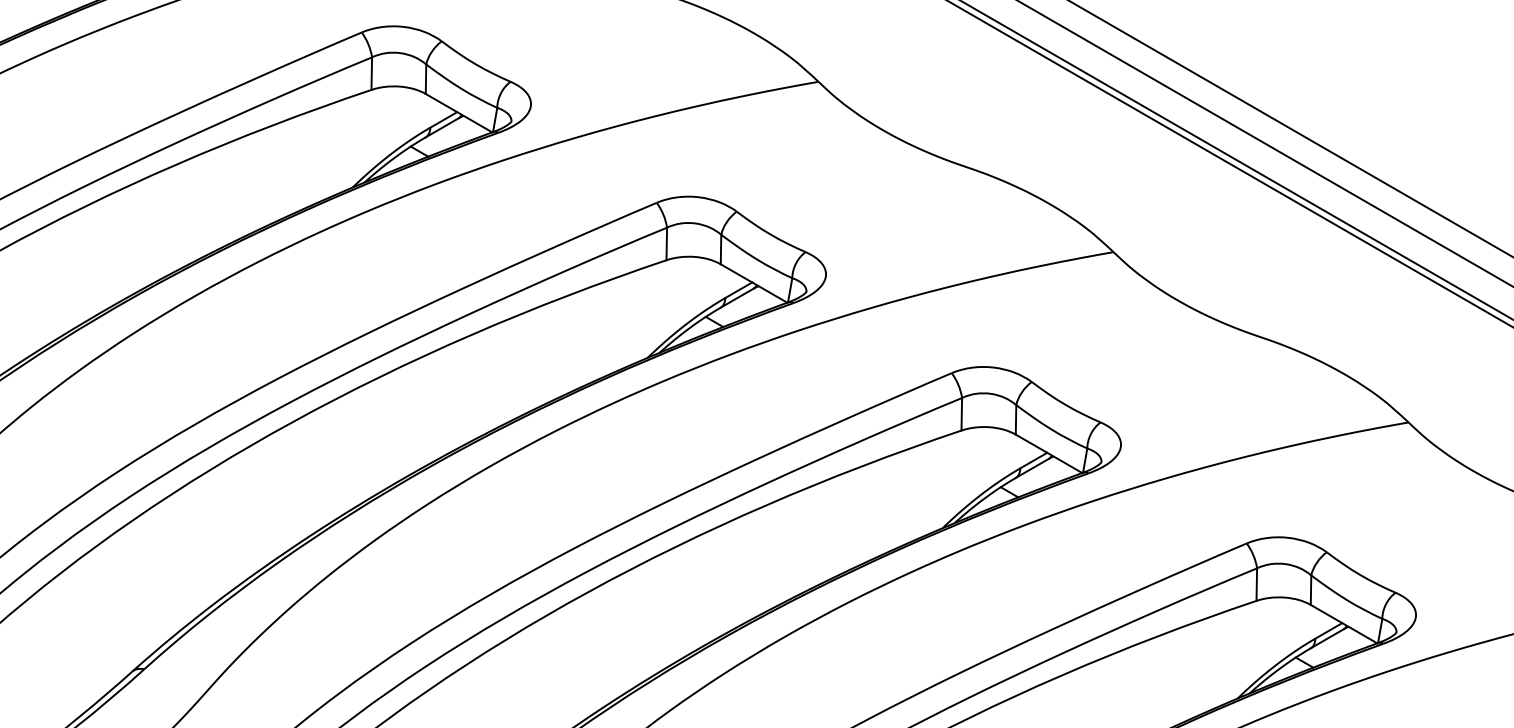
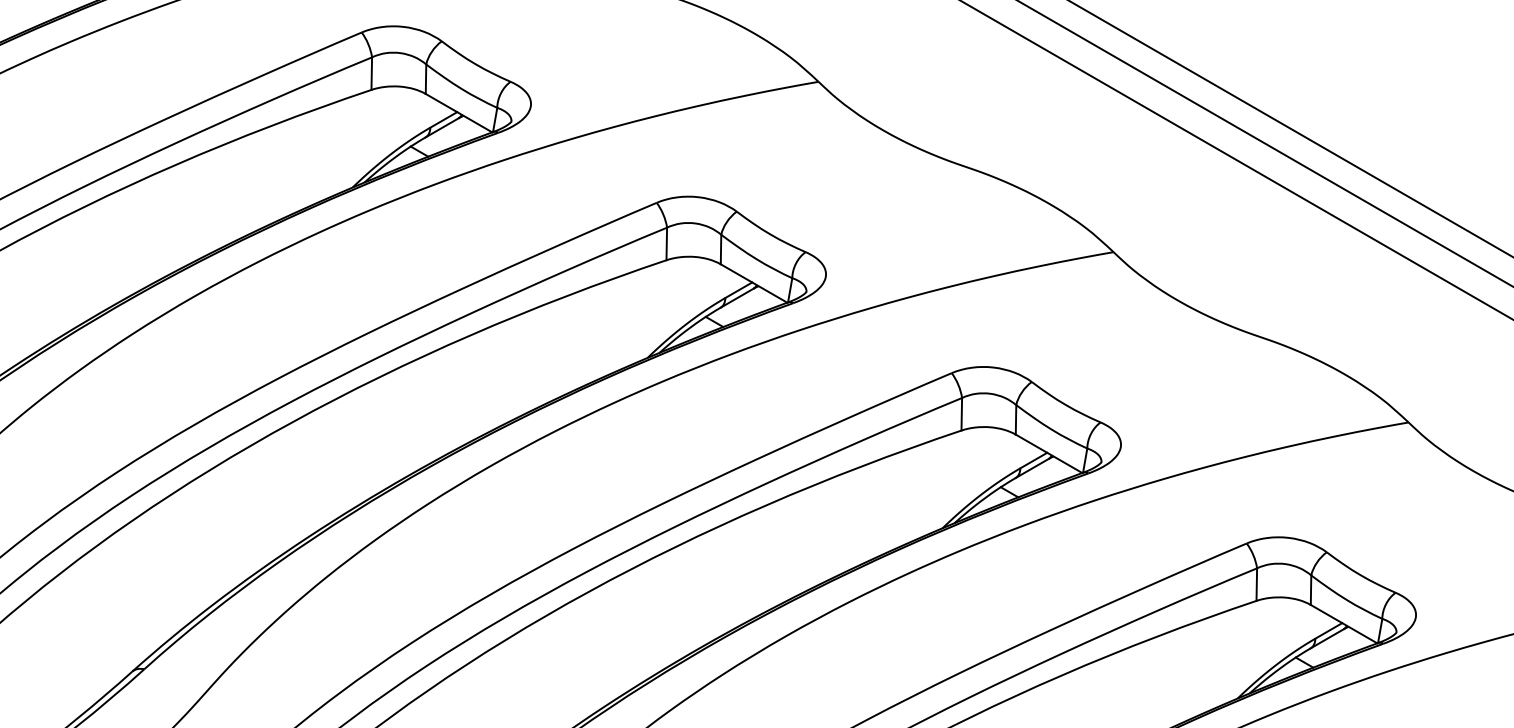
line: present -> none (1230, 163)
